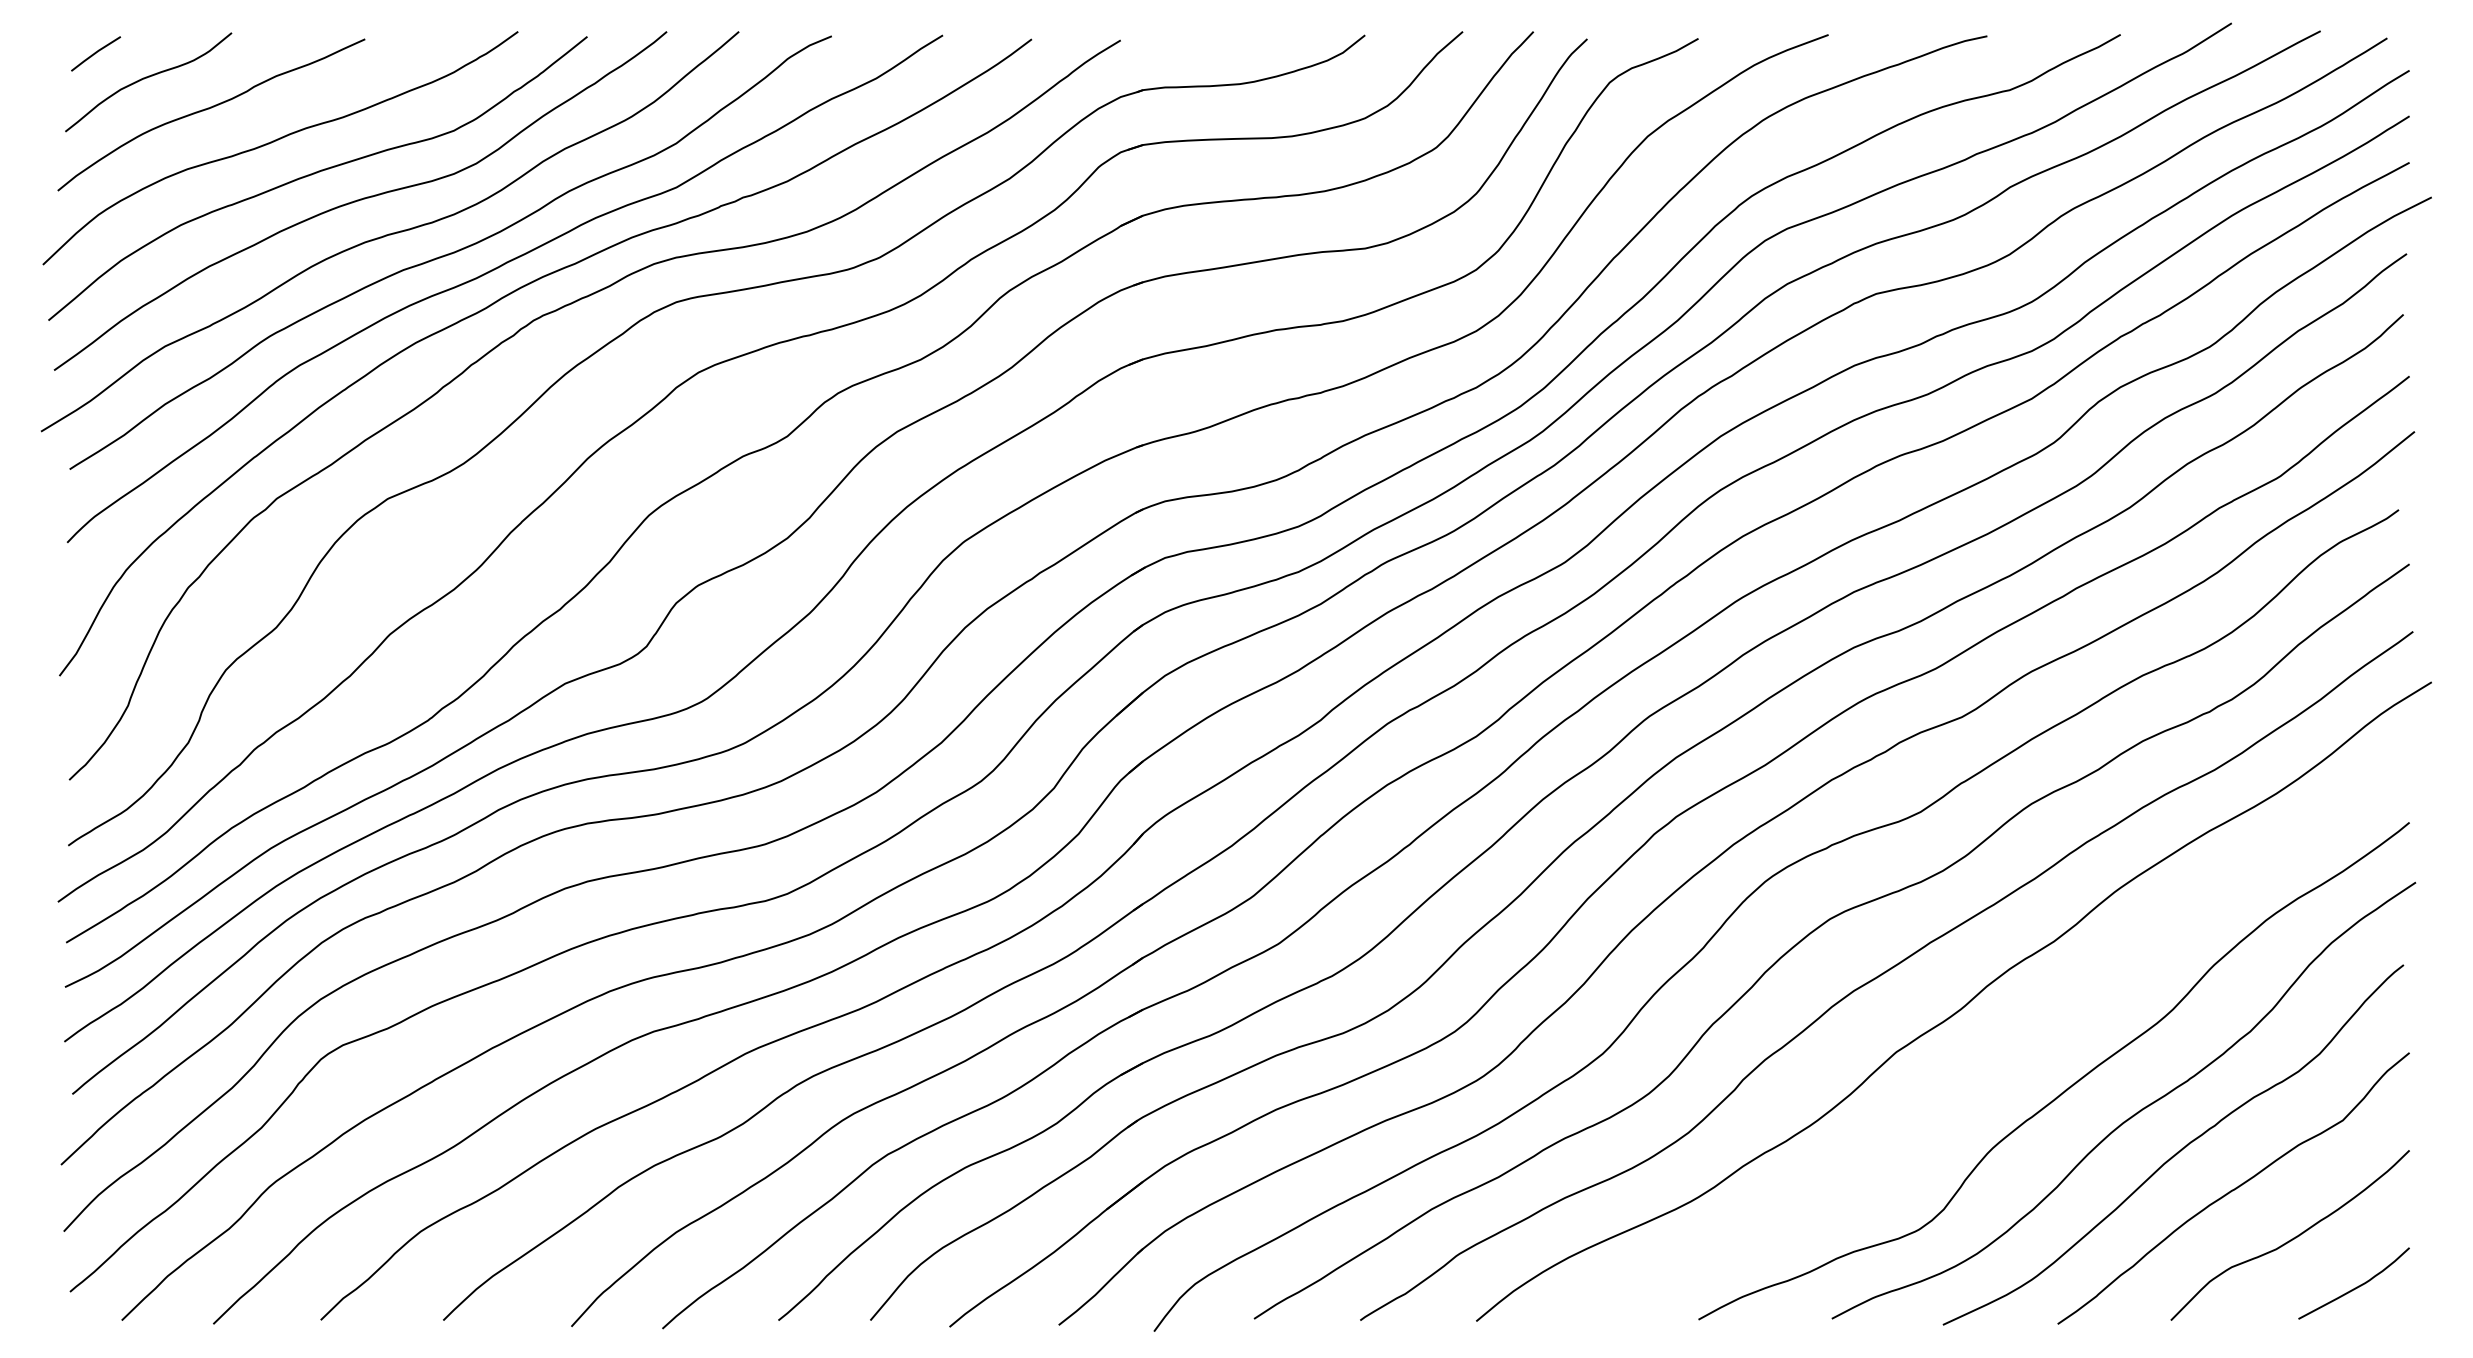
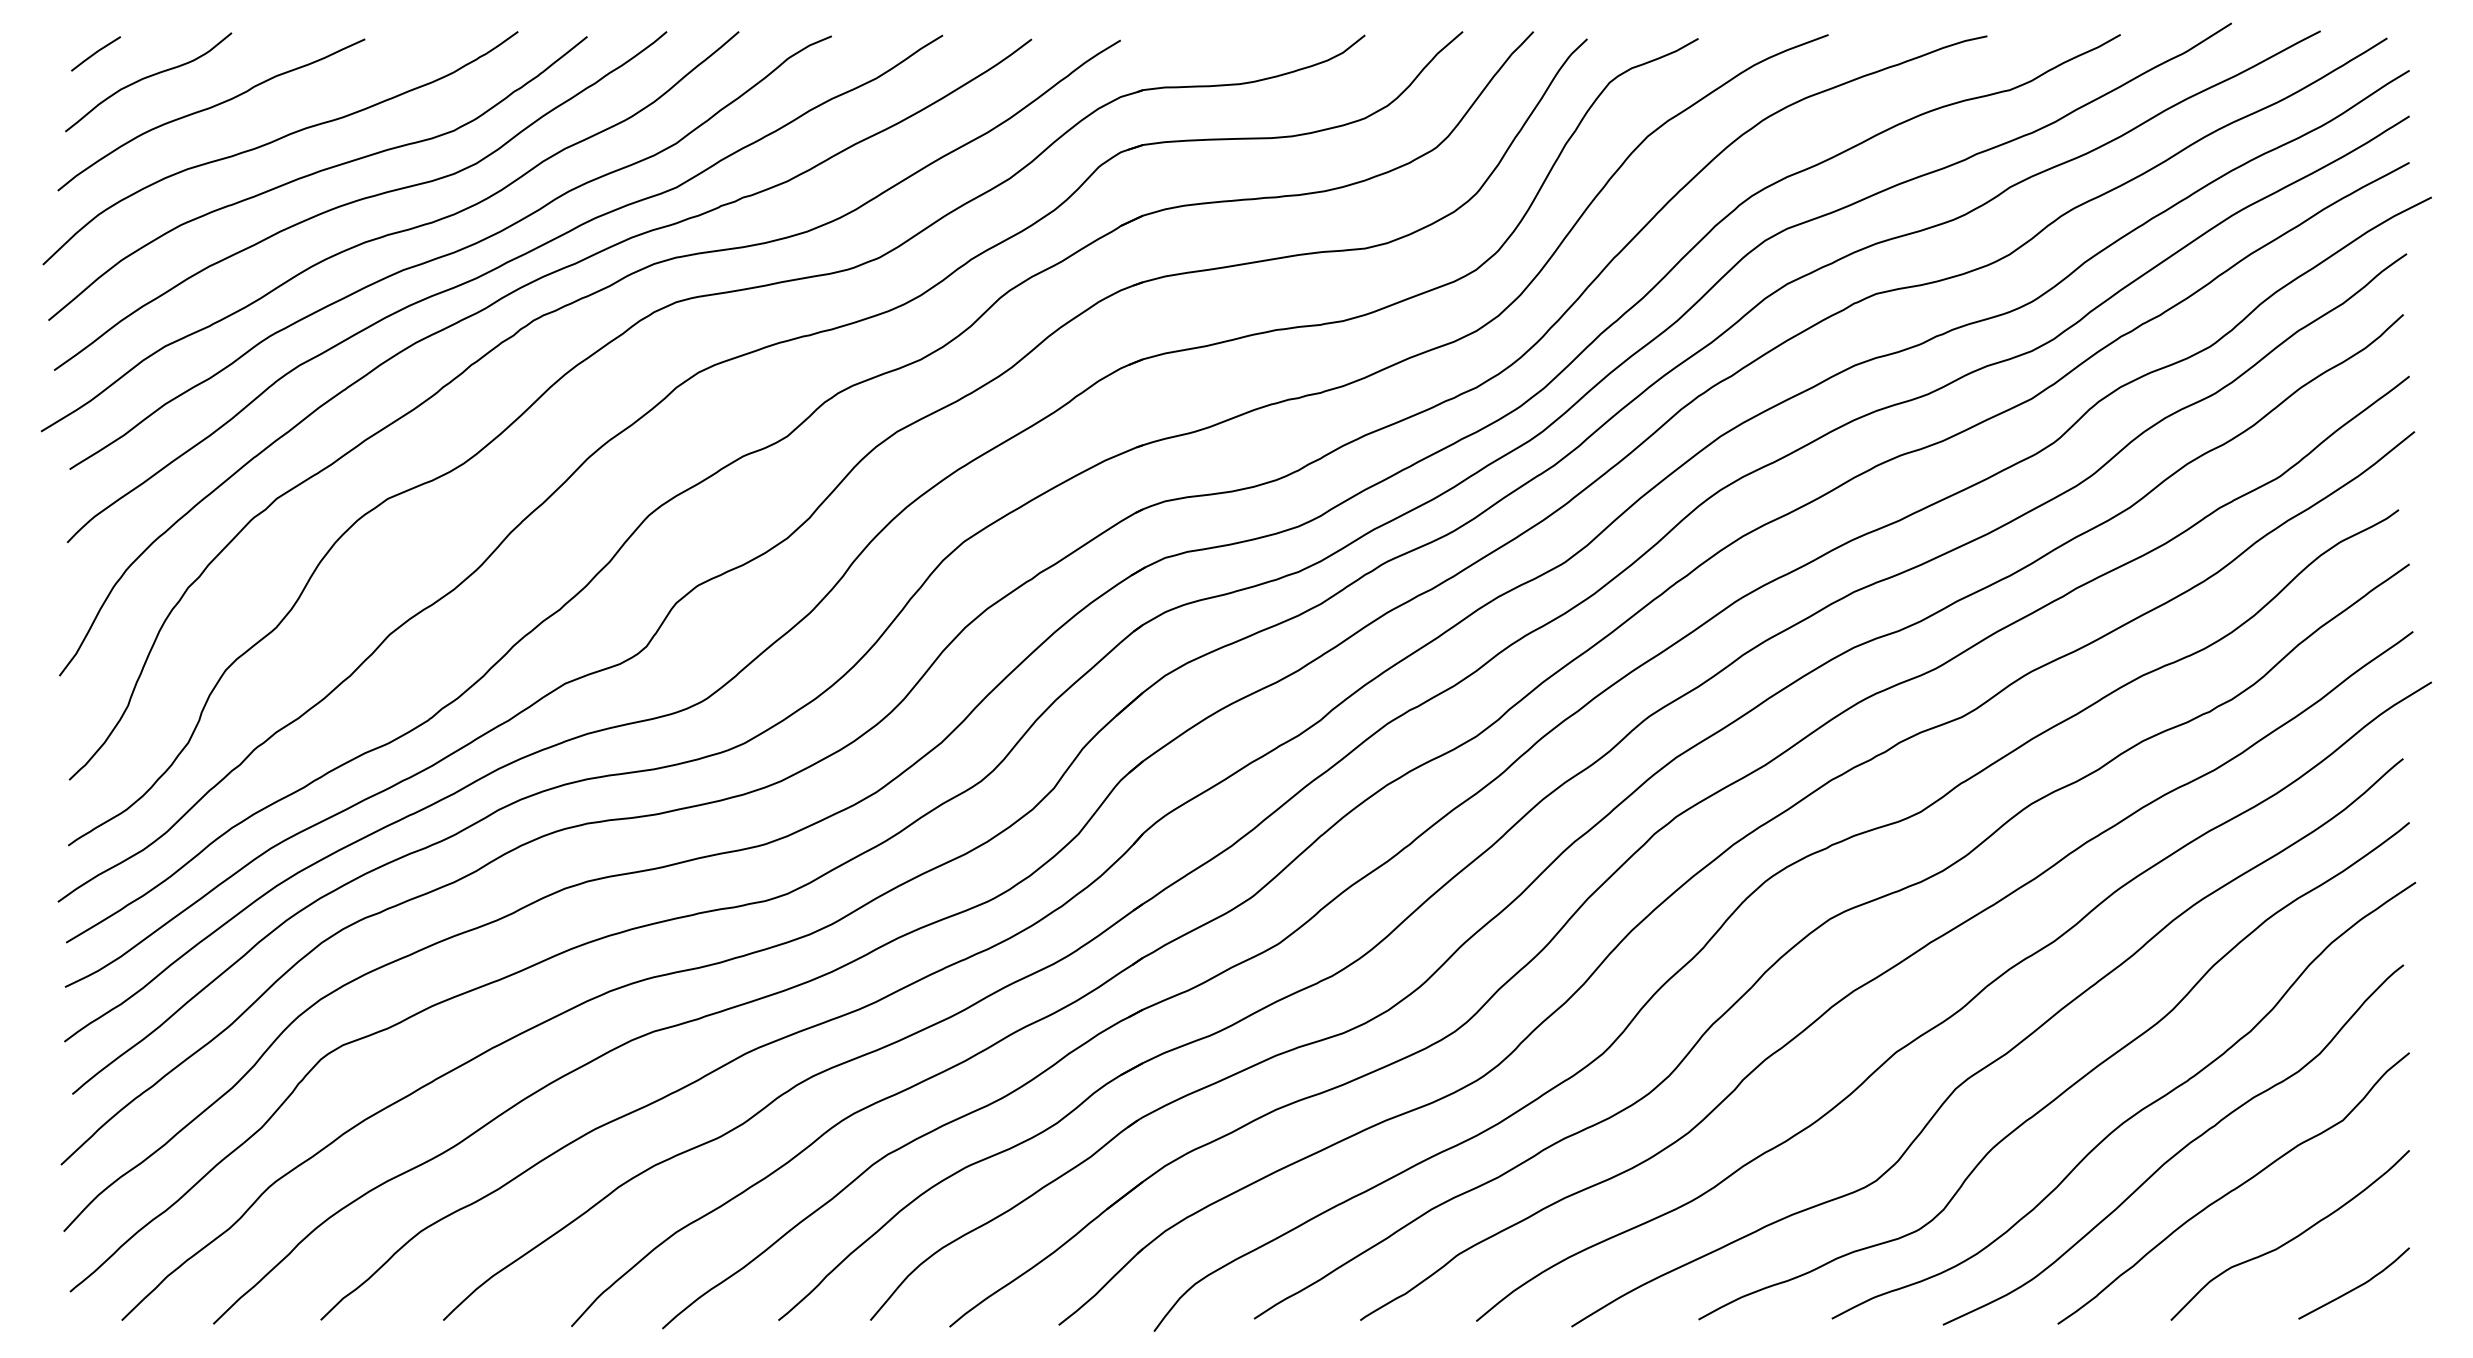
curve: none -> present (1998, 1057)
